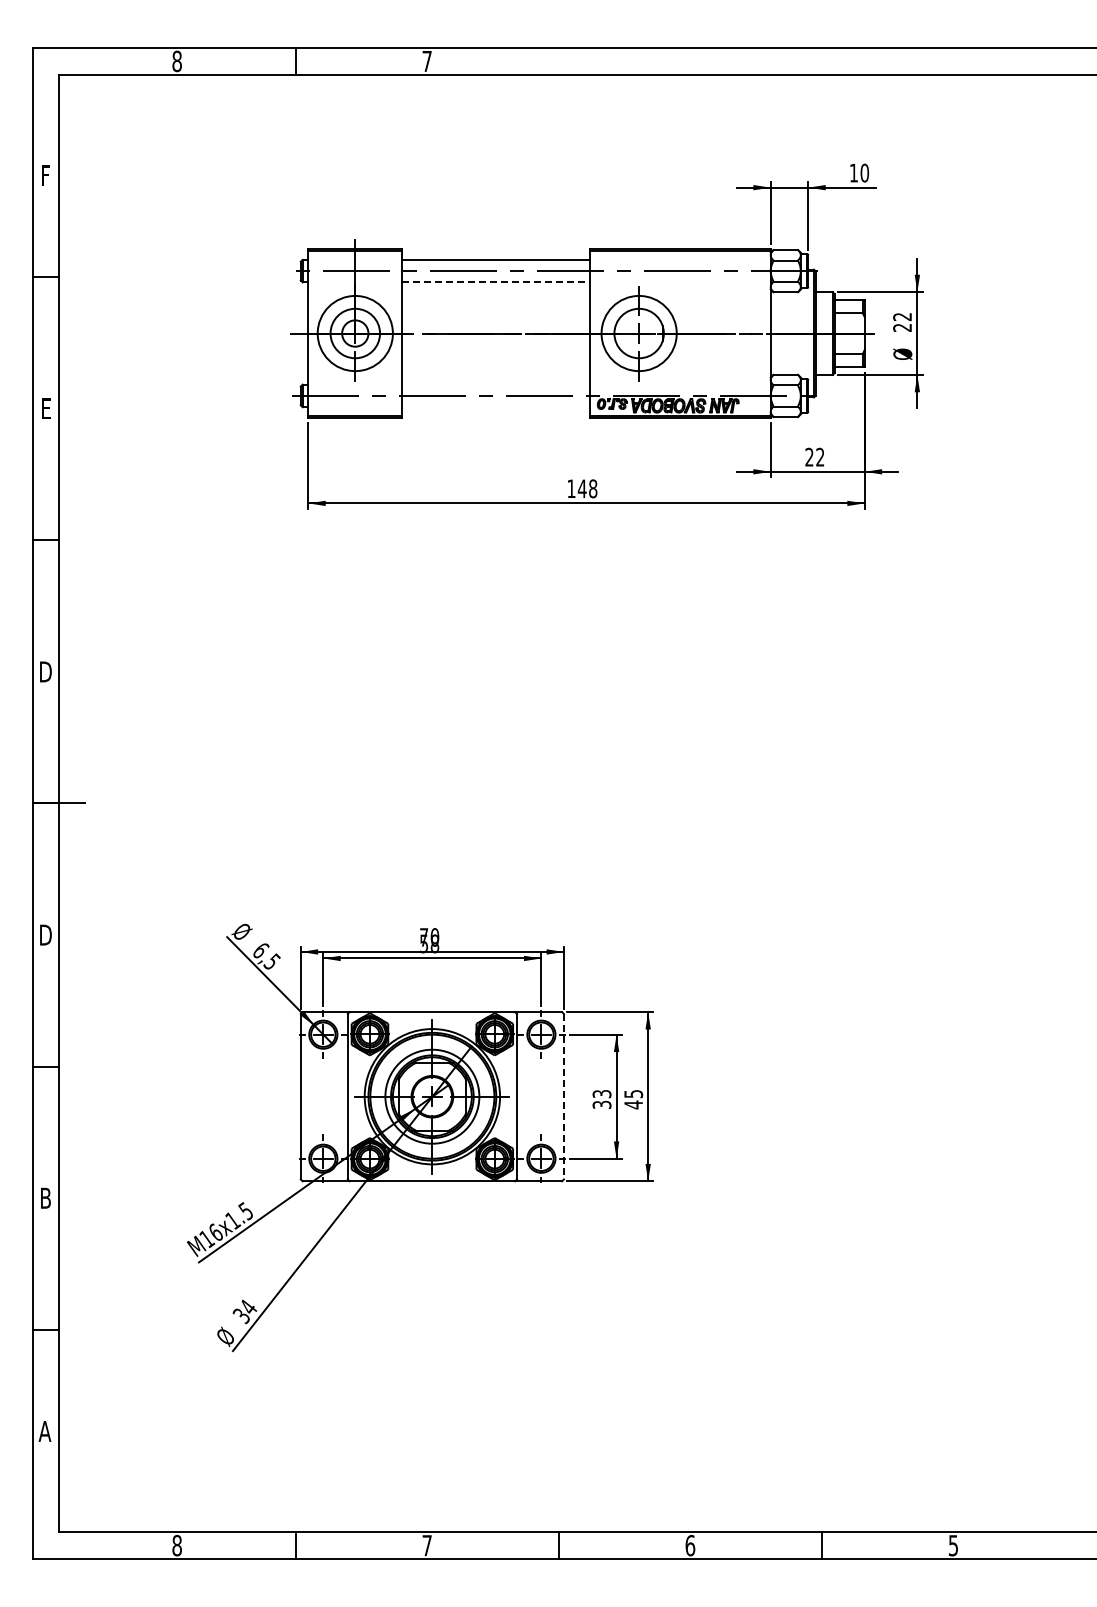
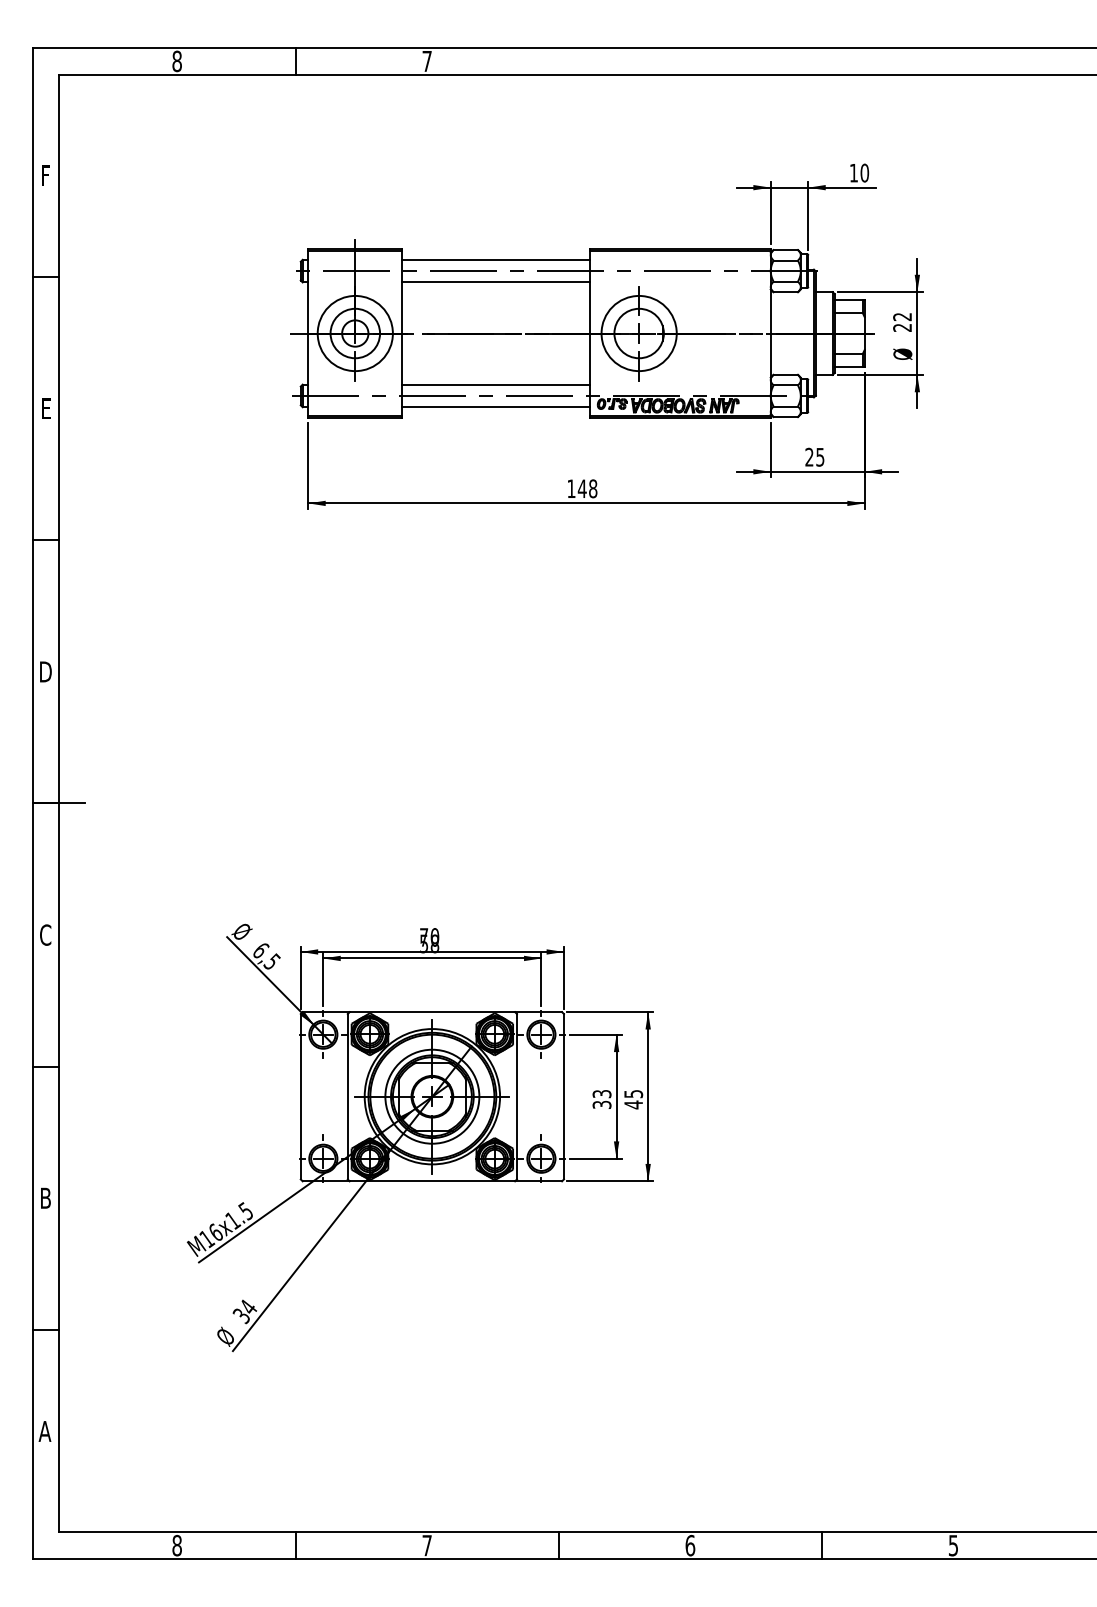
line: dashed -> solid (496, 282)
line: none -> present (496, 384)
line: none -> present (496, 407)
text: 22 -> 25 (820, 456)
text: D -> C (45, 934)
line: dashed -> solid (563, 1096)
